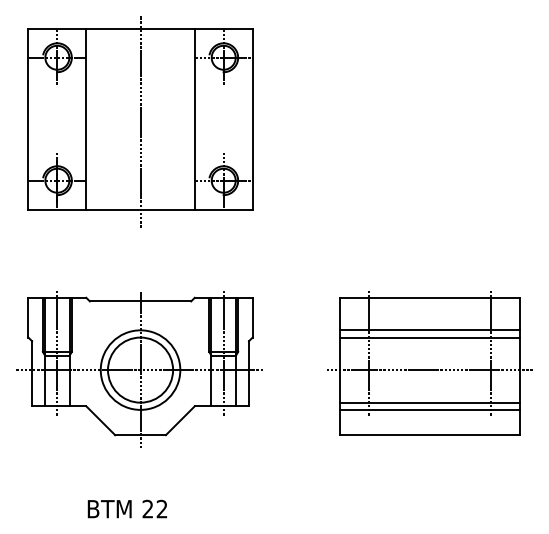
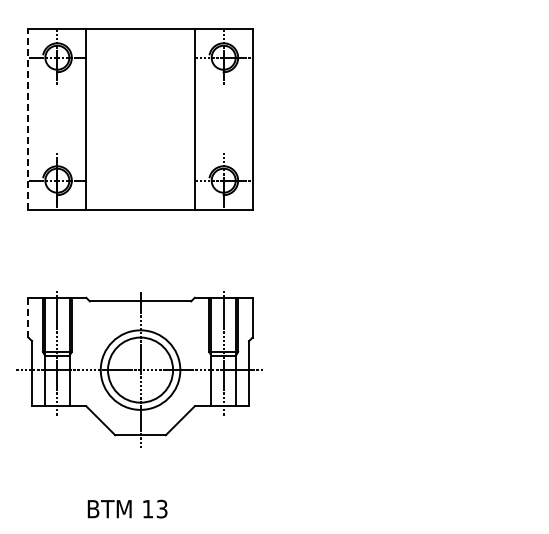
line: solid -> dashed (28, 118)
line: present -> none (140, 121)
line: solid -> dashed (28, 317)
part: present -> none (429, 363)
text: 22 -> 13 (154, 508)
